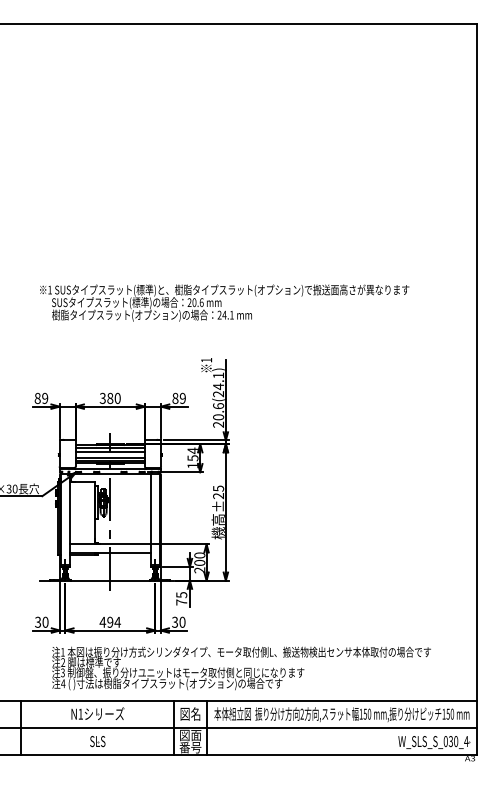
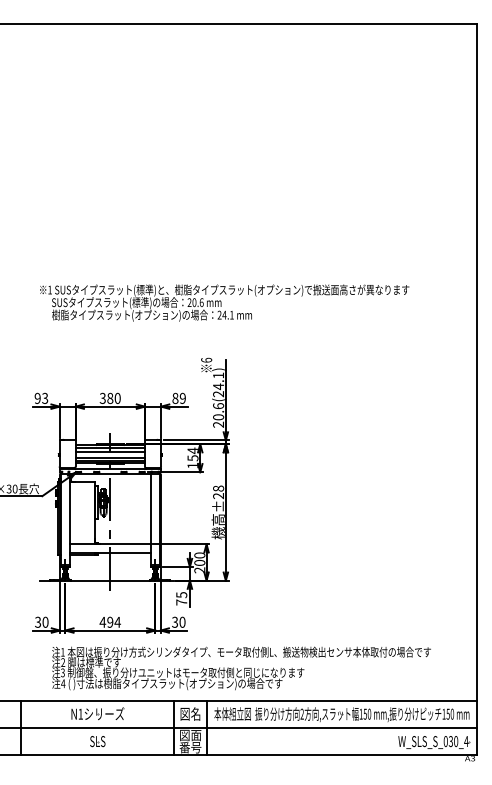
text: 1 -> 6 (206, 359)
text: 89 -> 93 (41, 398)
text: ±25 -> ±28 (218, 488)
